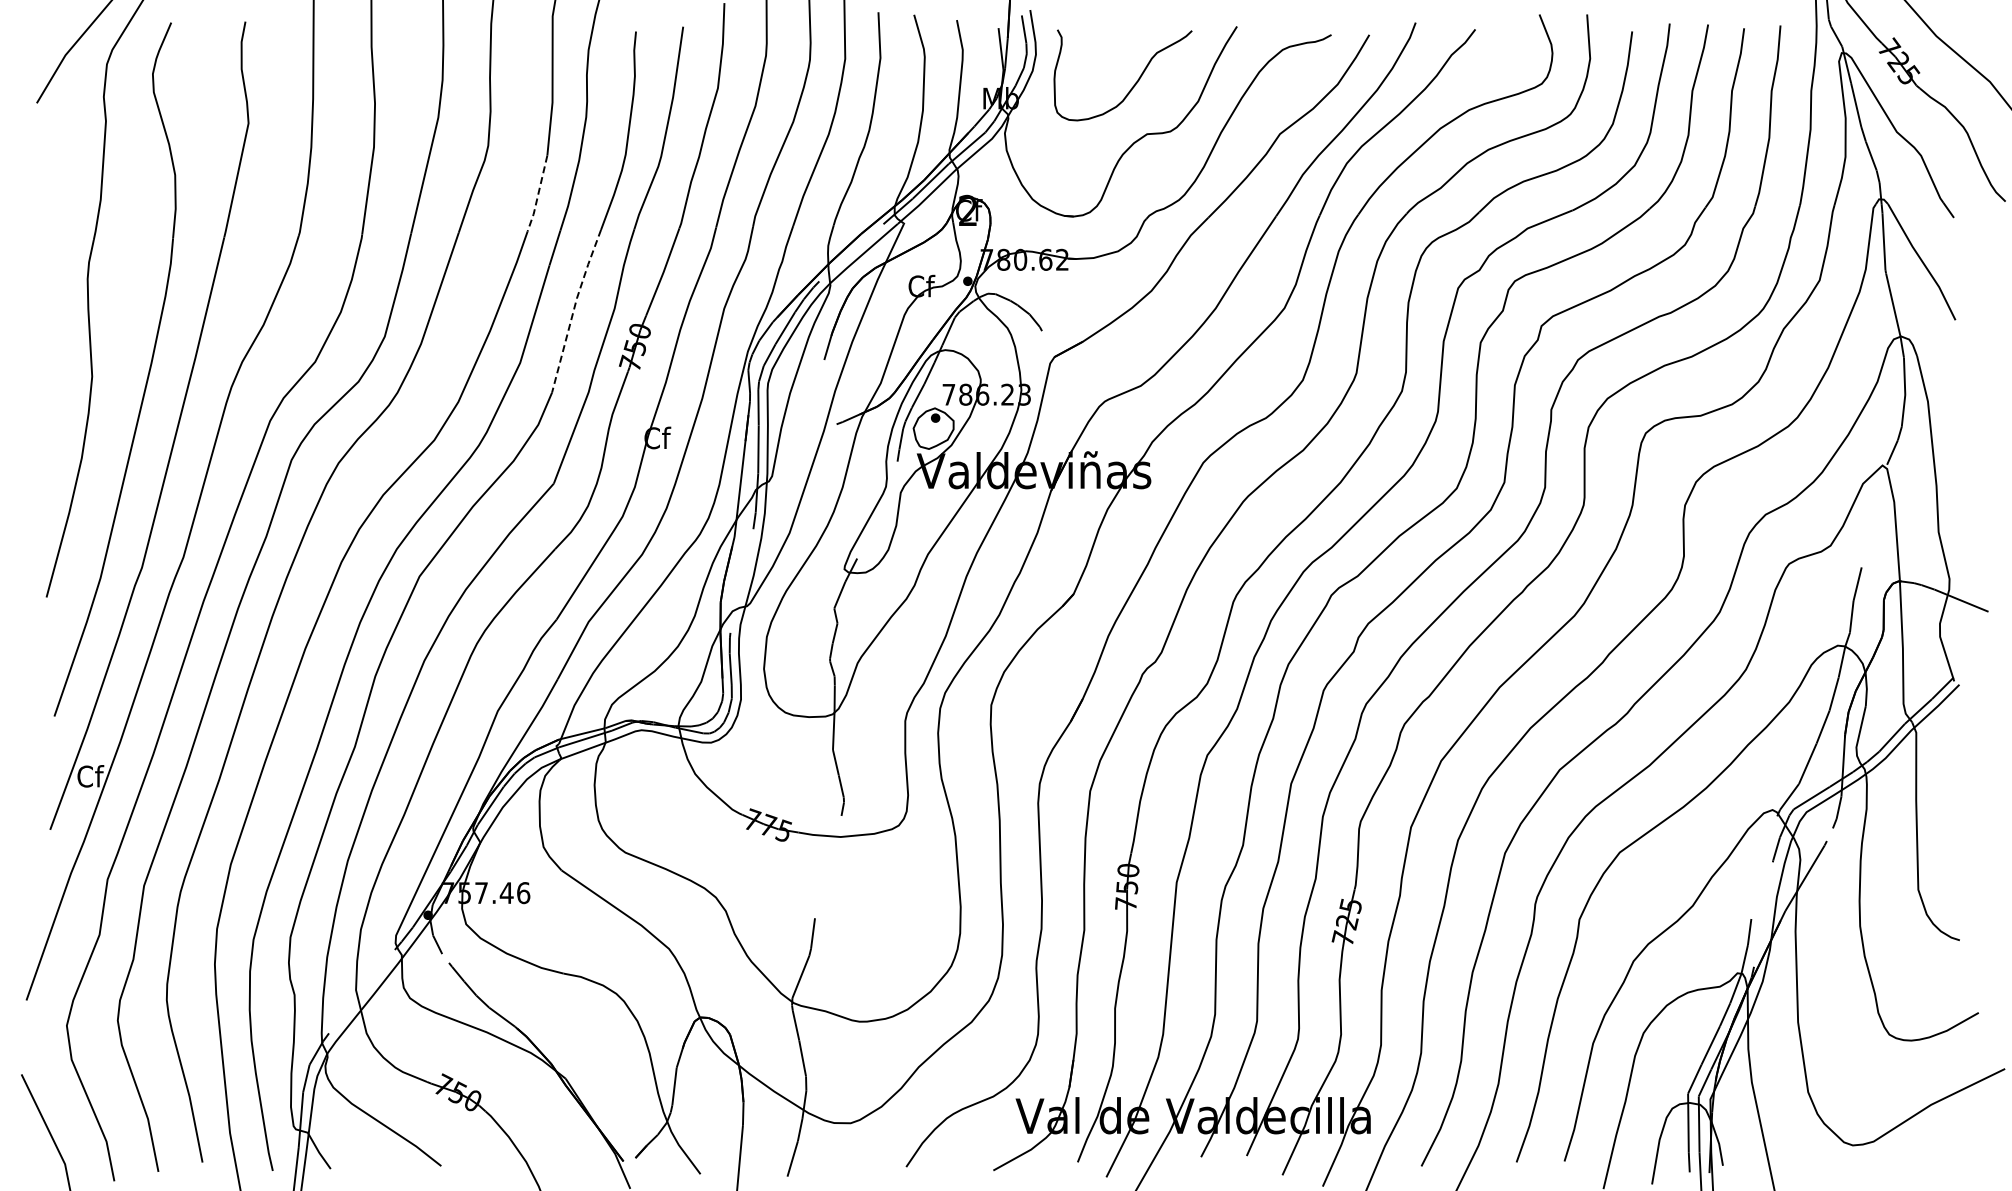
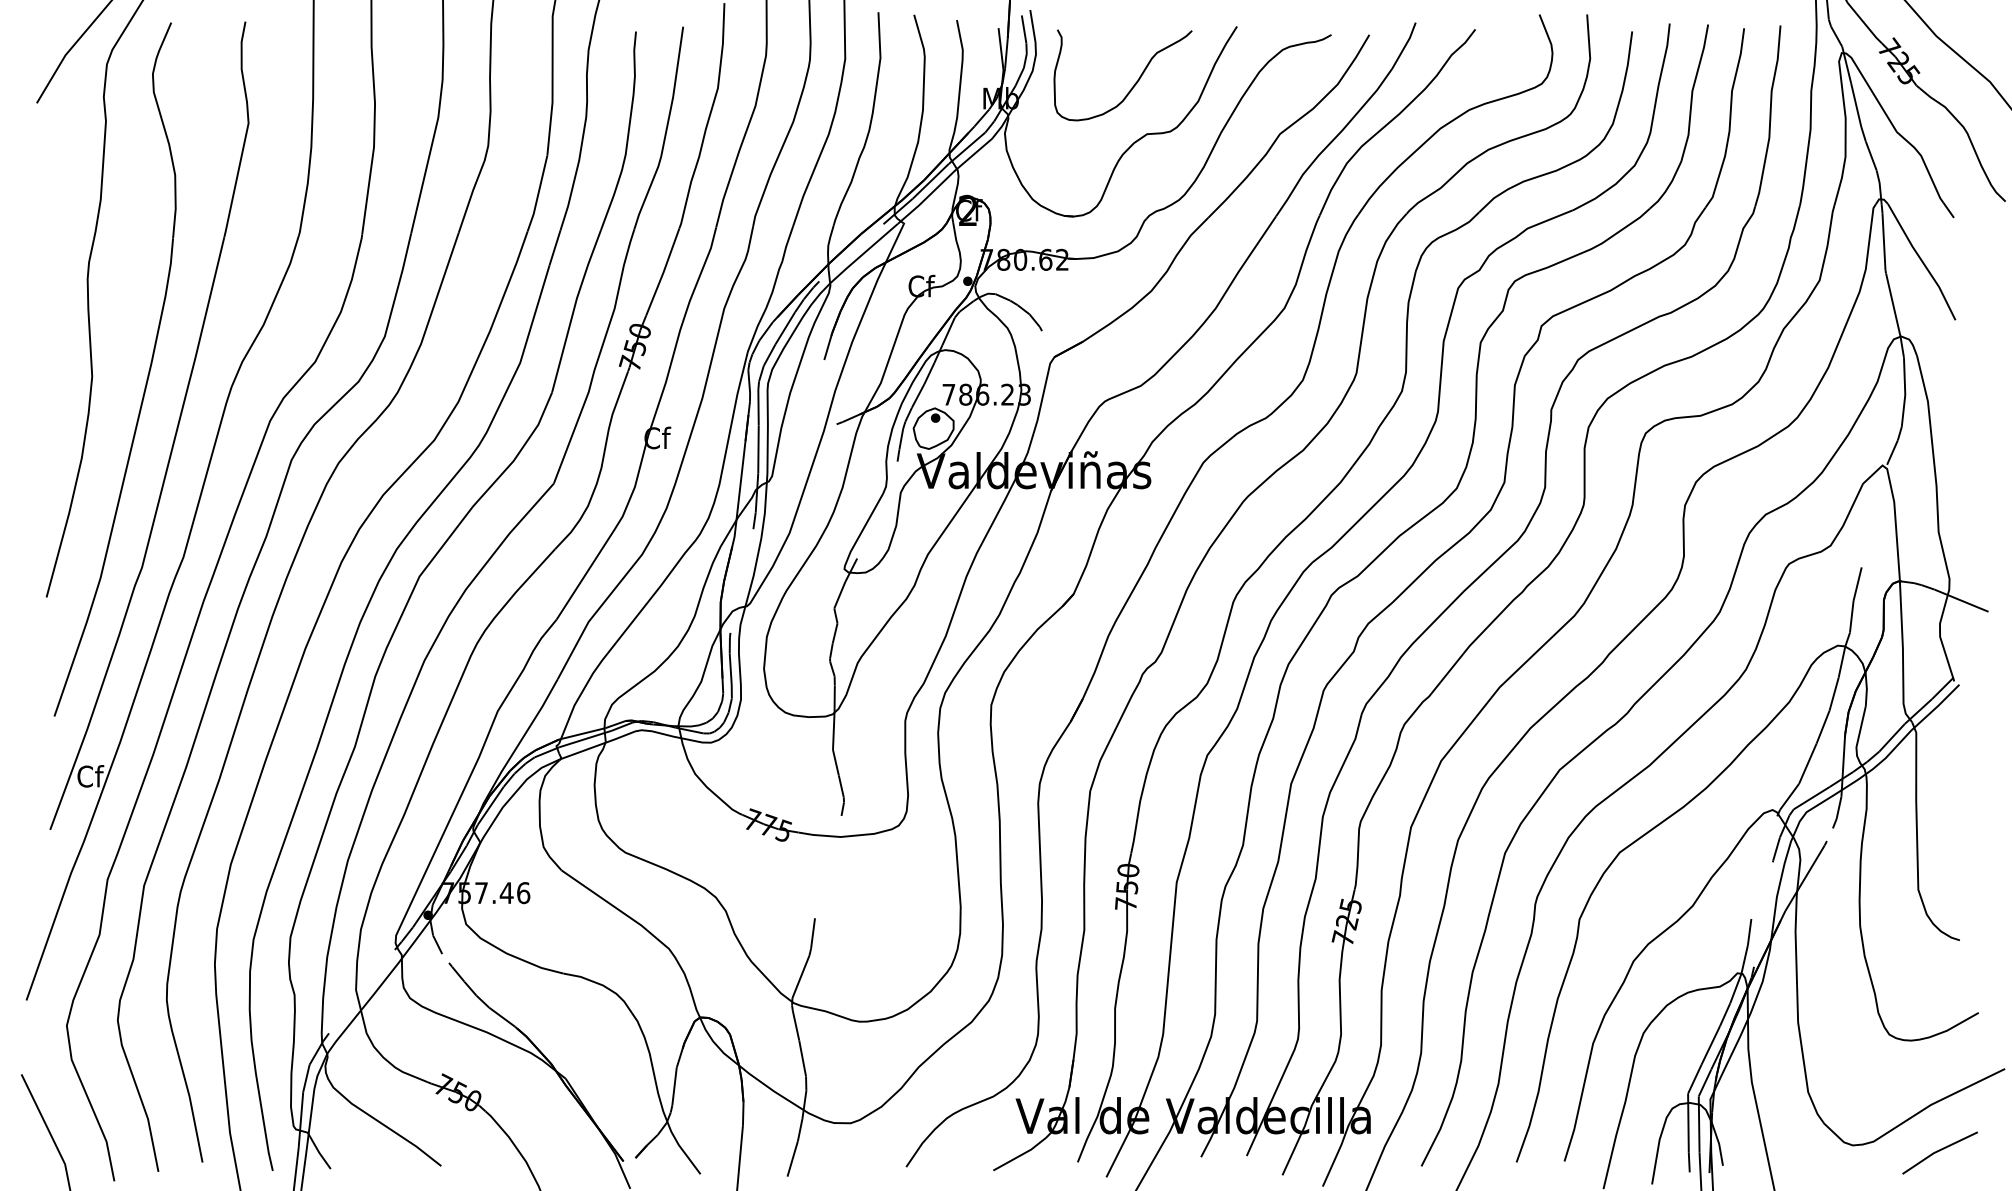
line: dashed -> solid (538, 194)
line: dashed -> solid (573, 309)
line: none -> present (1939, 1151)
